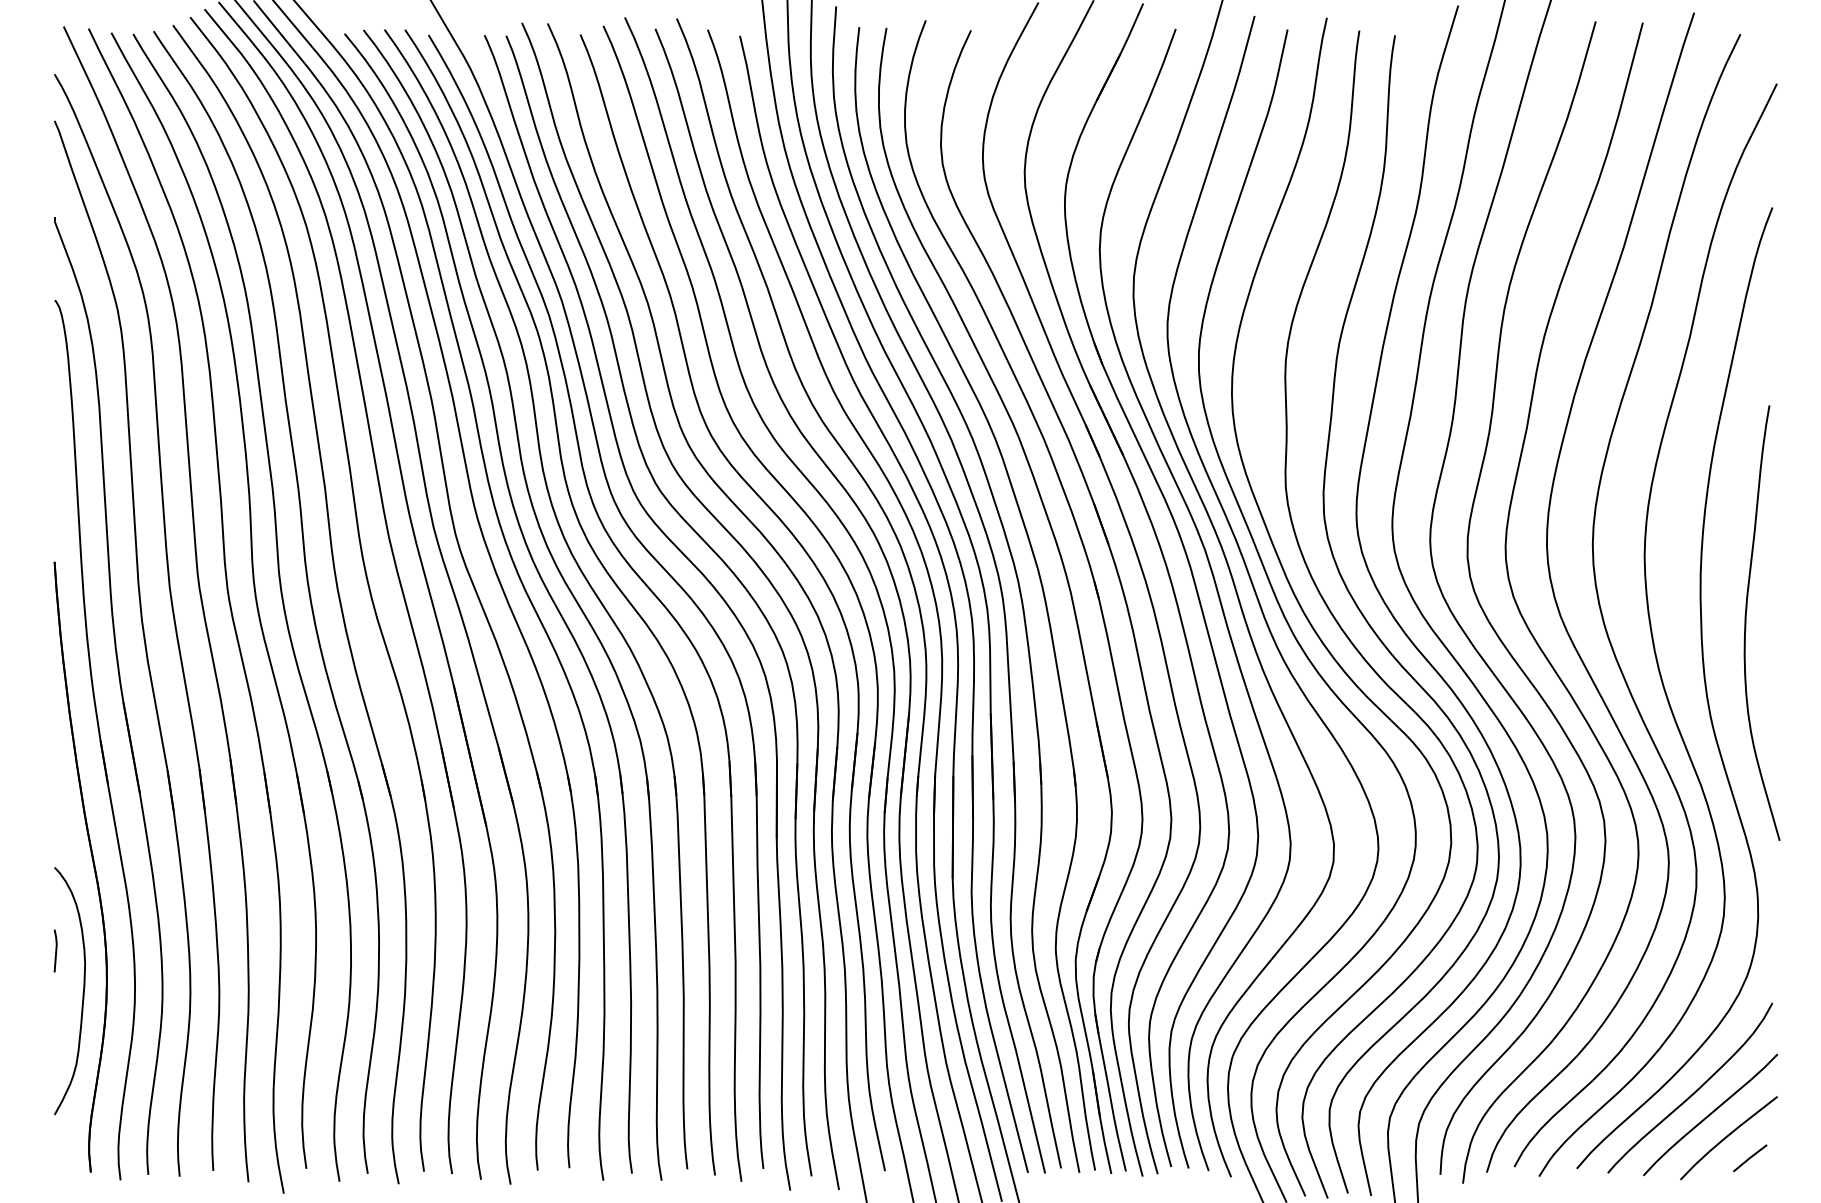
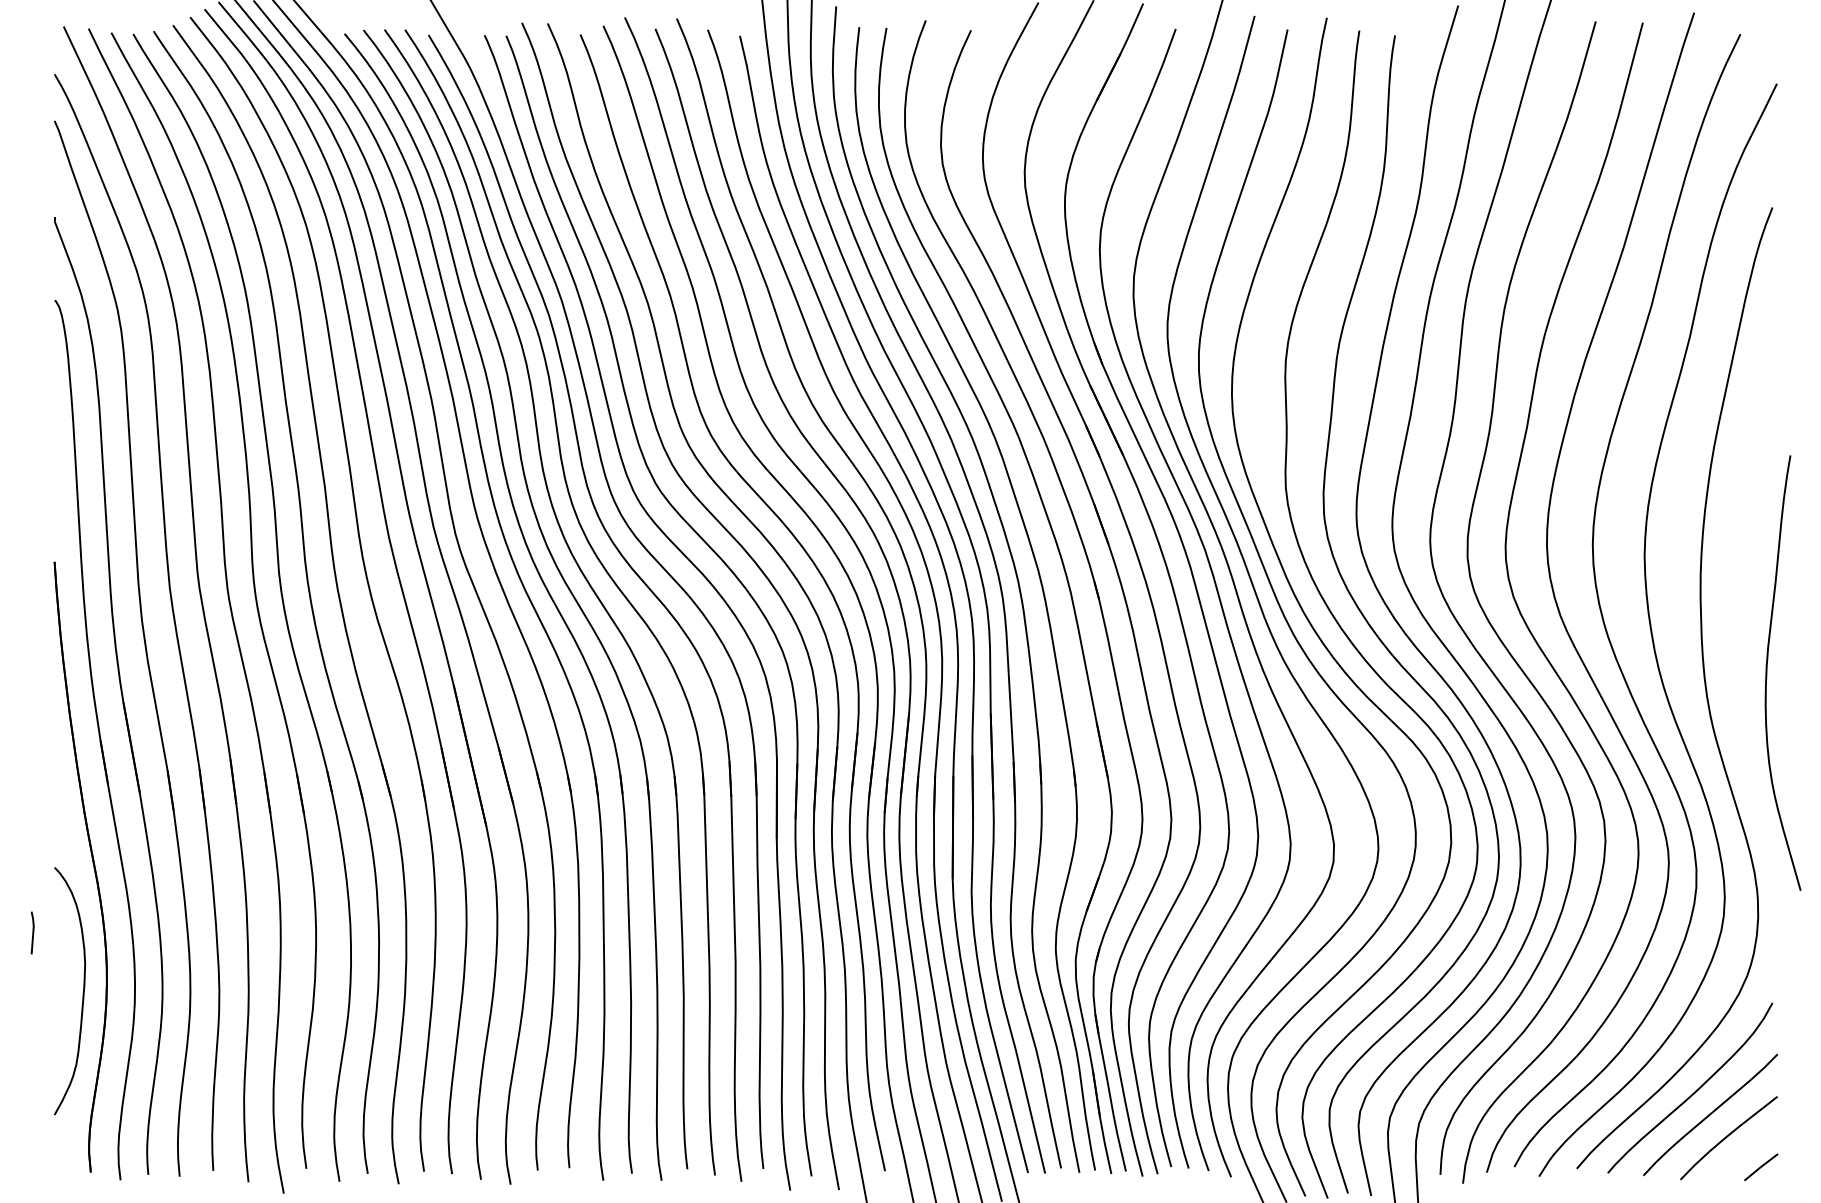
curve position: (1746, 622) -> (1767, 672) (1767, 672)
line position: (55, 950) -> (32, 932) (32, 932)
line position: (1750, 1158) -> (1761, 1167) (1761, 1167)
